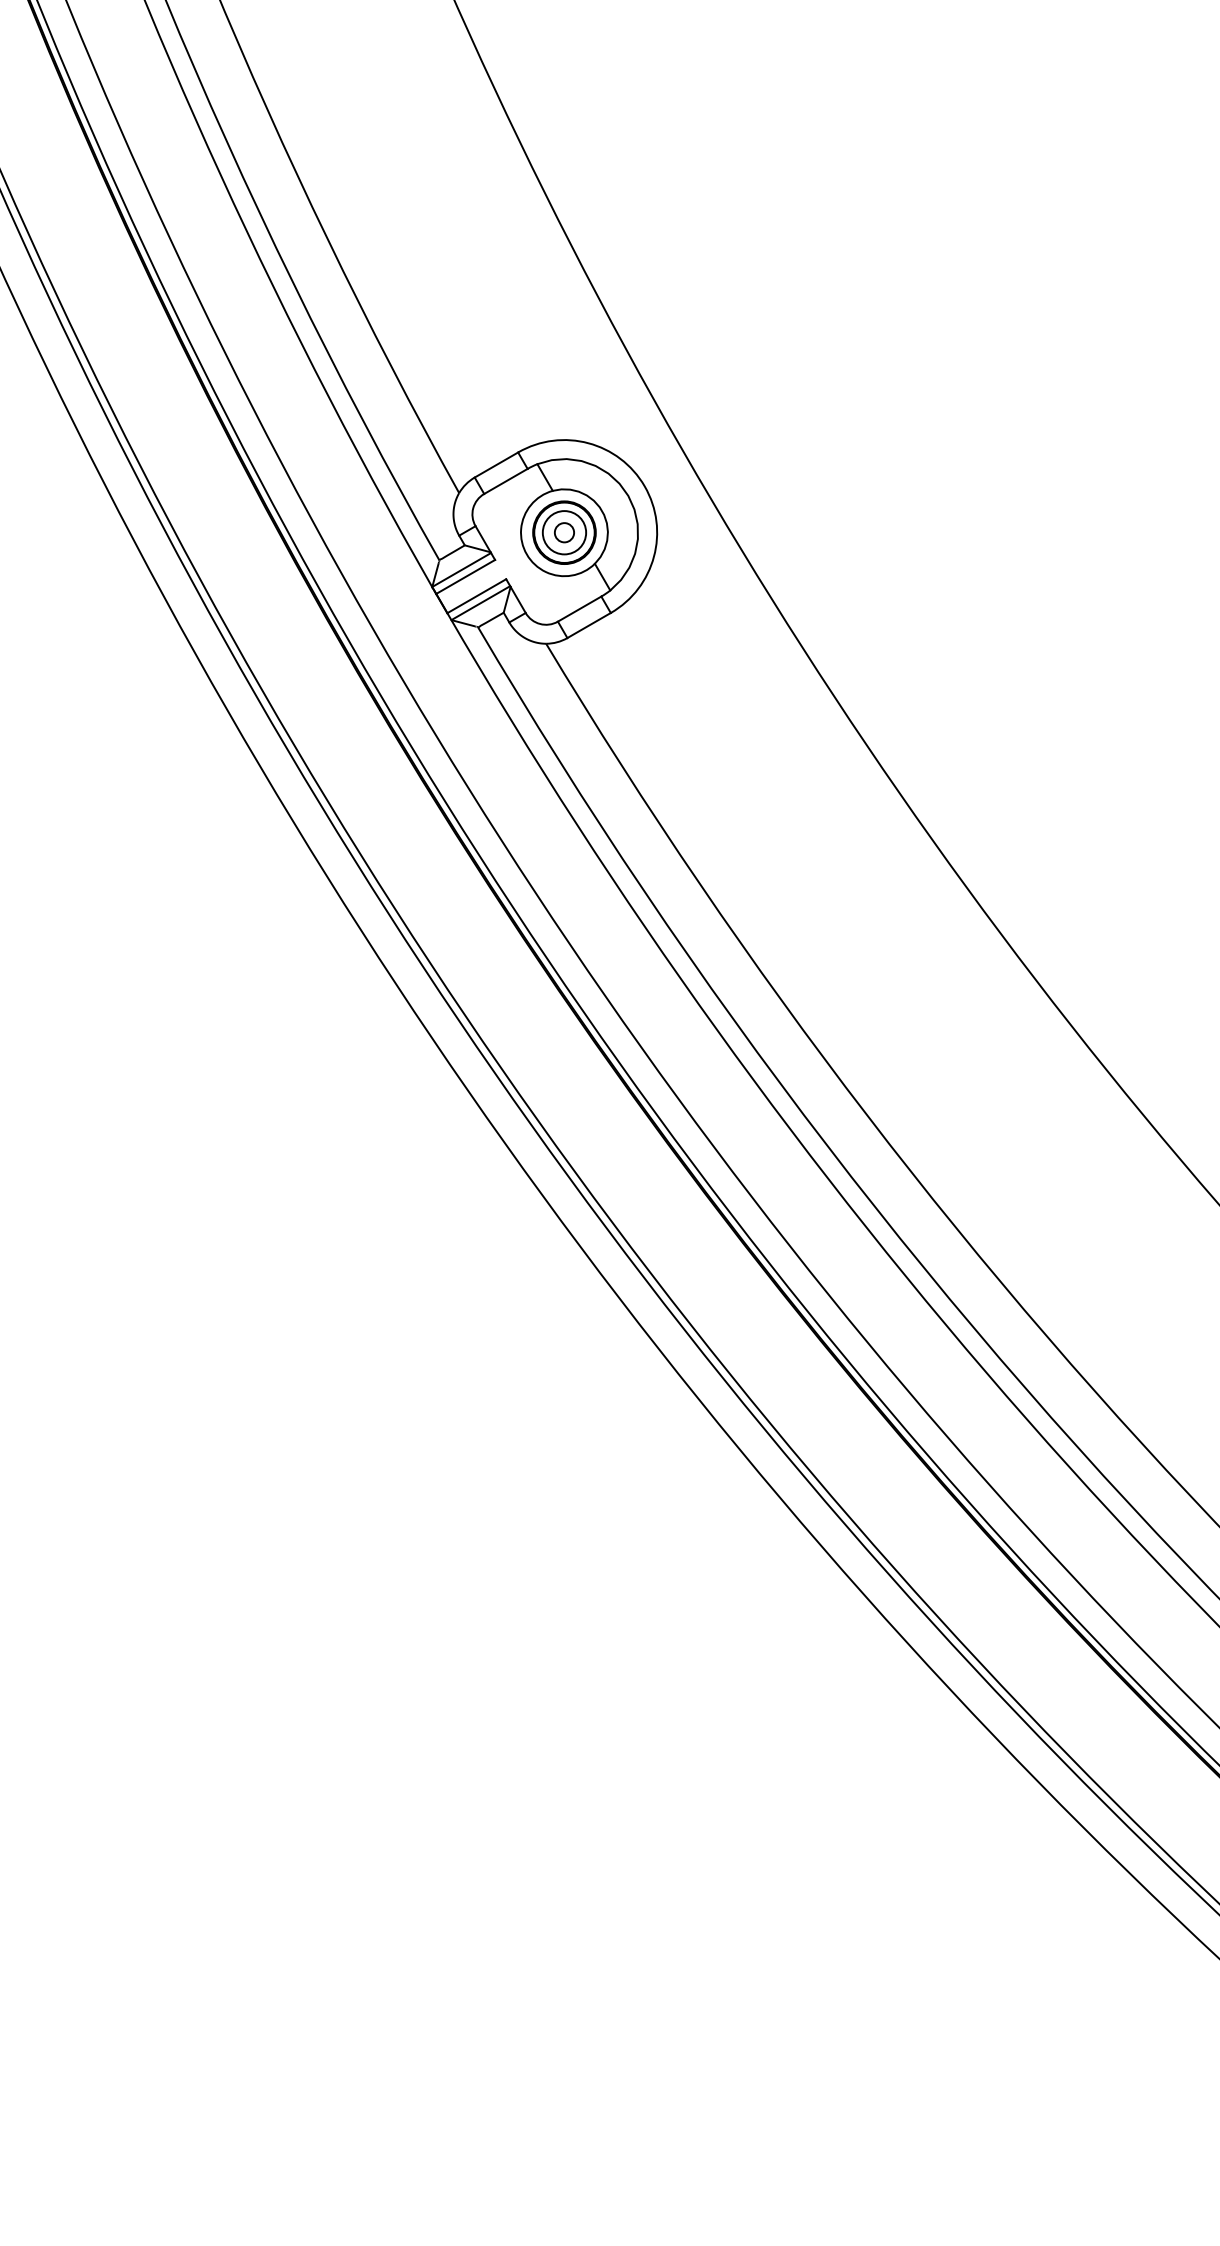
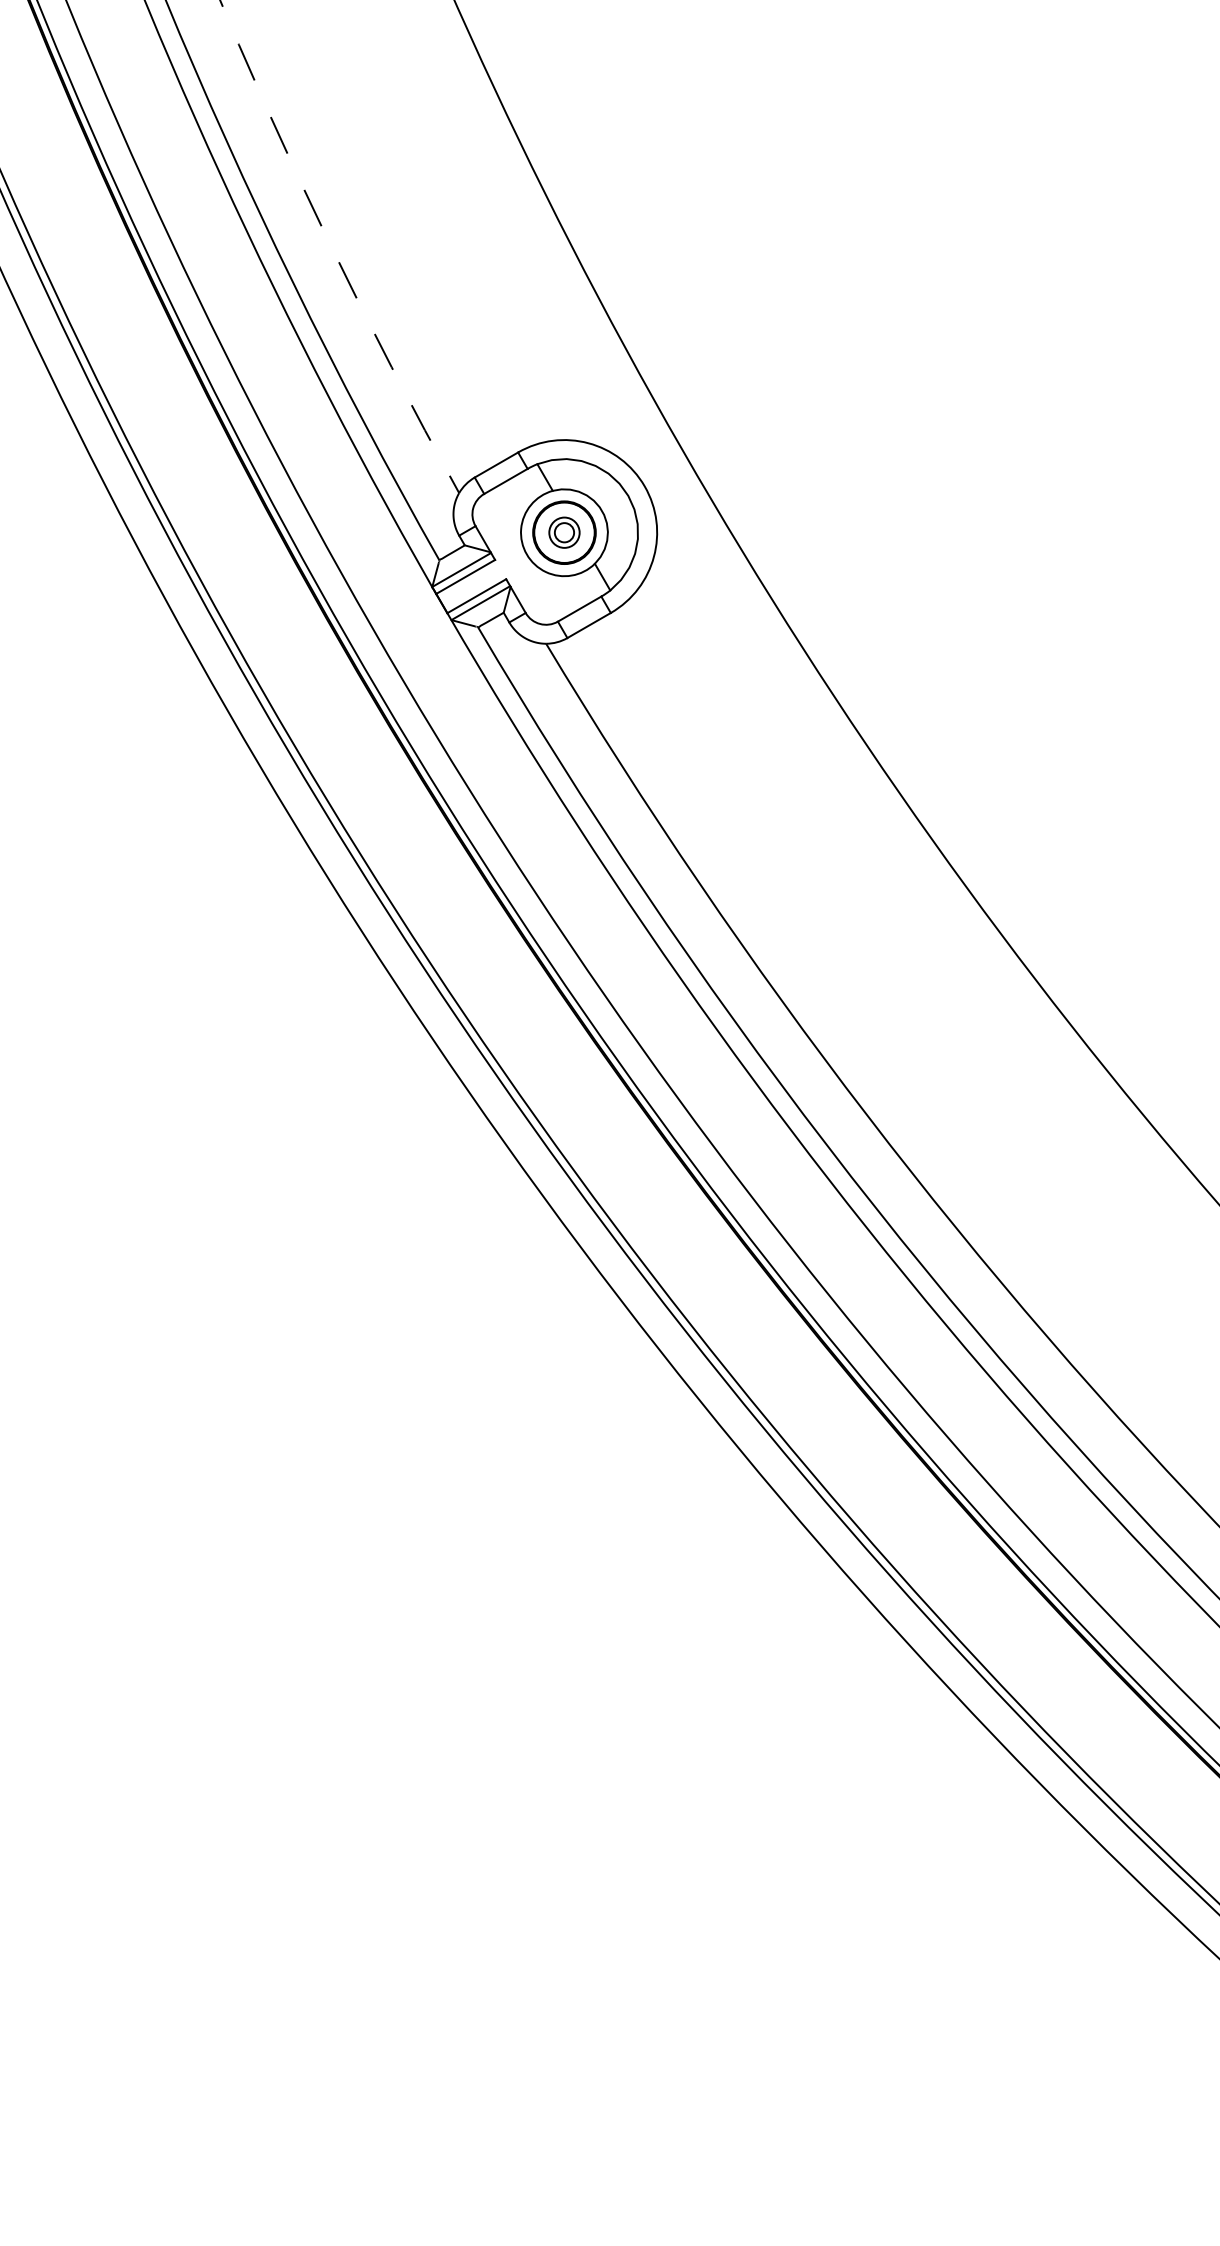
arc: solid -> dashed (333, 250)
circle diameter: 43 px -> 30 px (564, 532)
